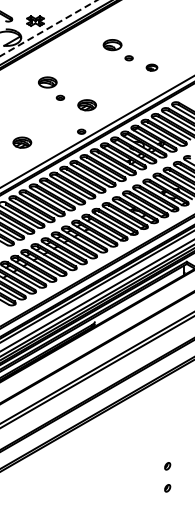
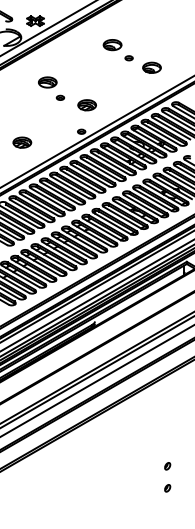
line: dashed -> solid (49, 28)
part size: 14x9 px -> 20x13 px (151, 67)
line: none -> present (96, 380)
